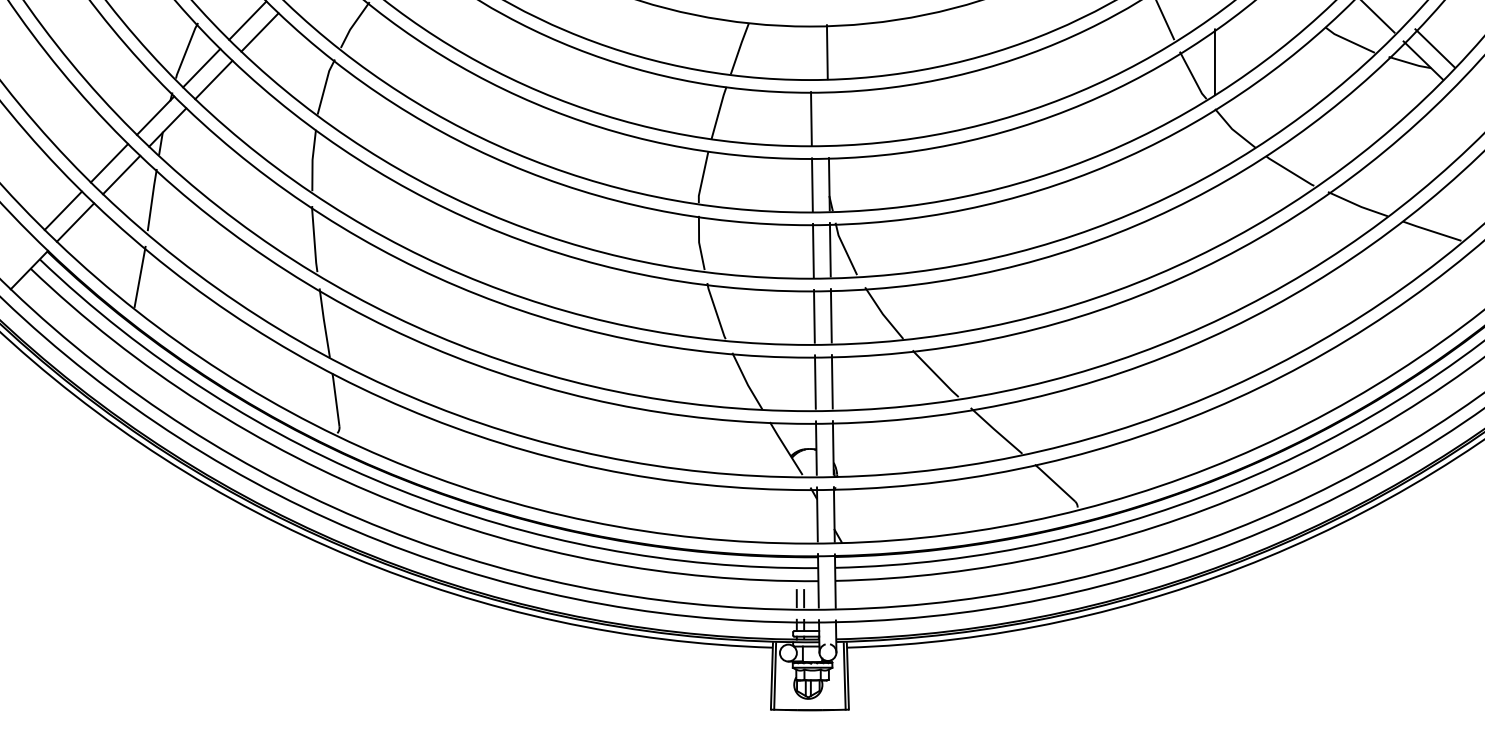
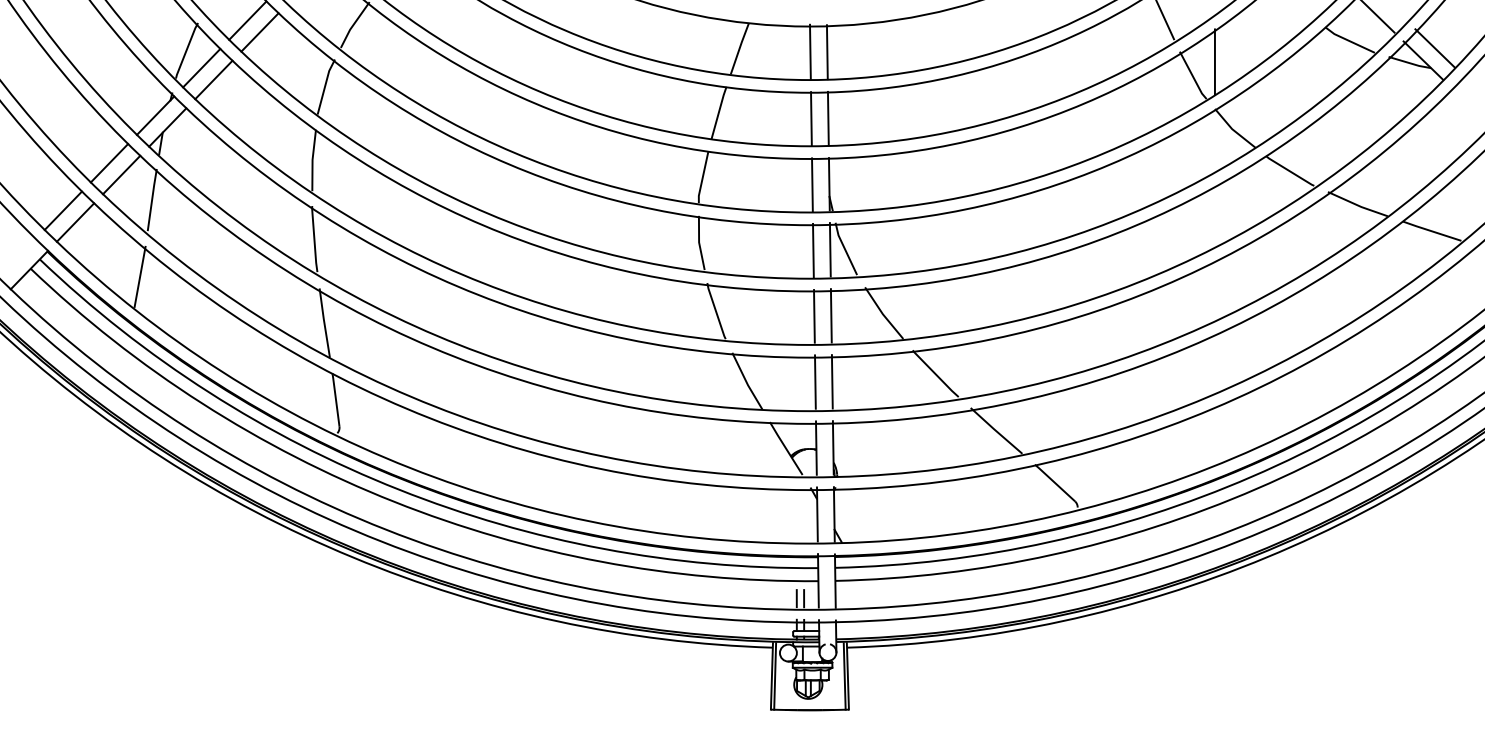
line: none -> present (810, 51)
line: none -> present (827, 118)
